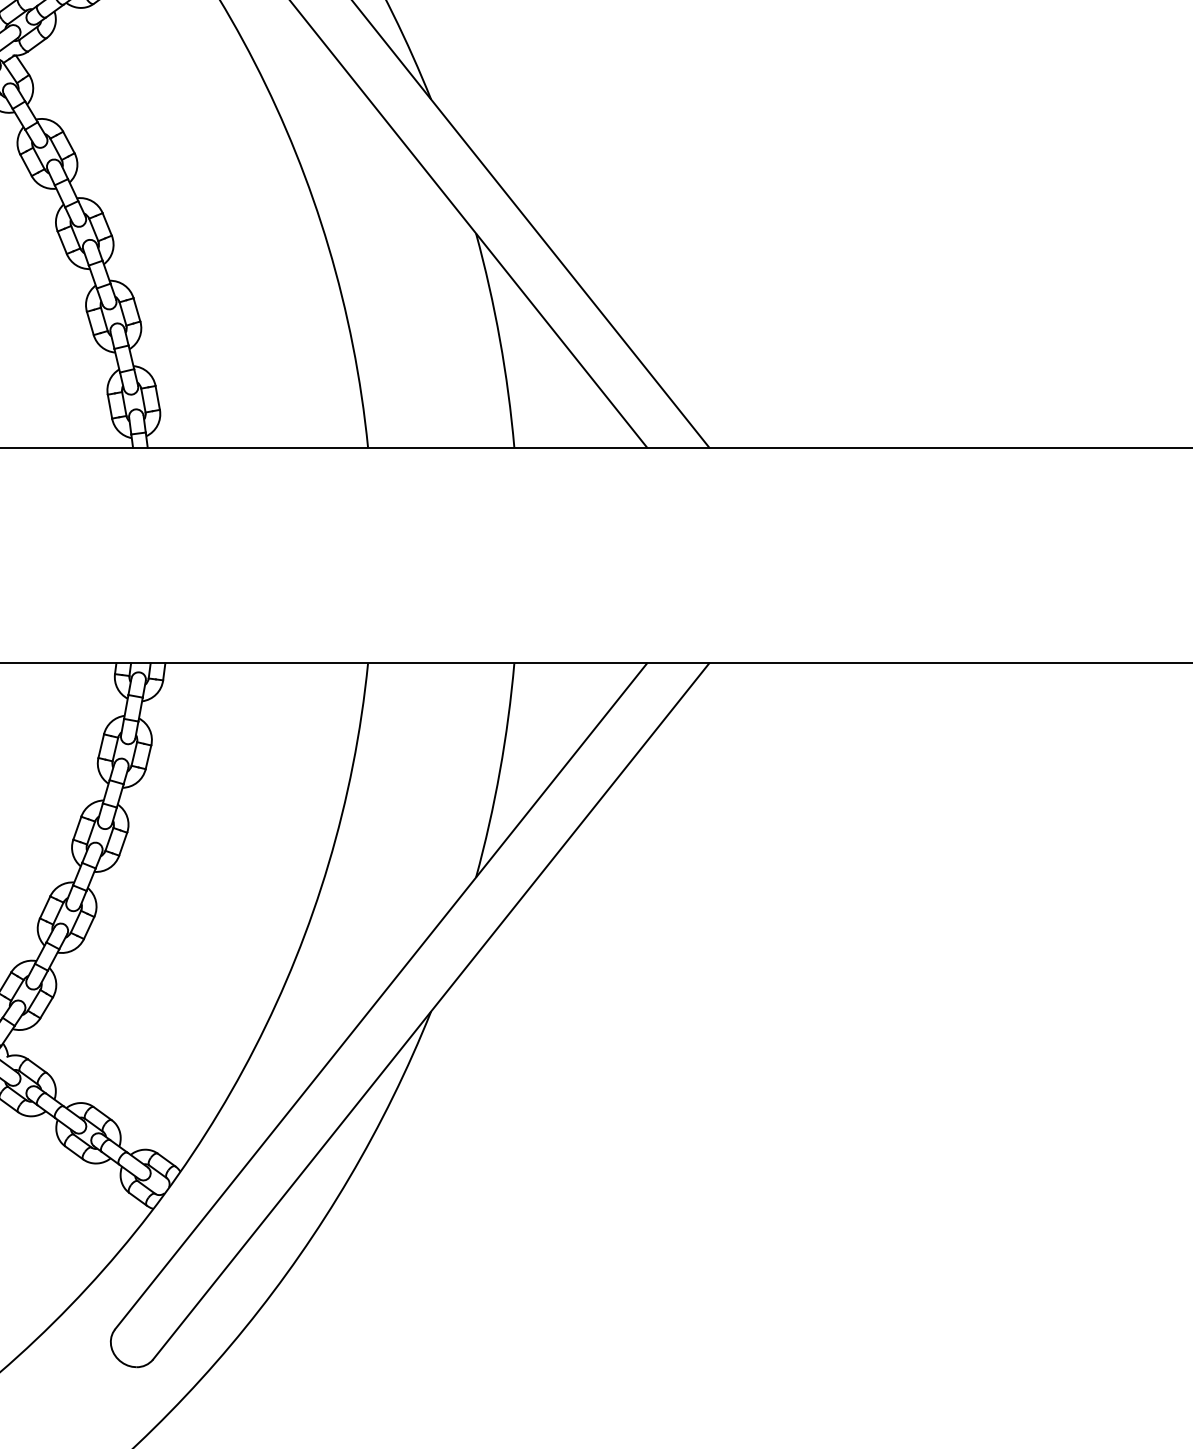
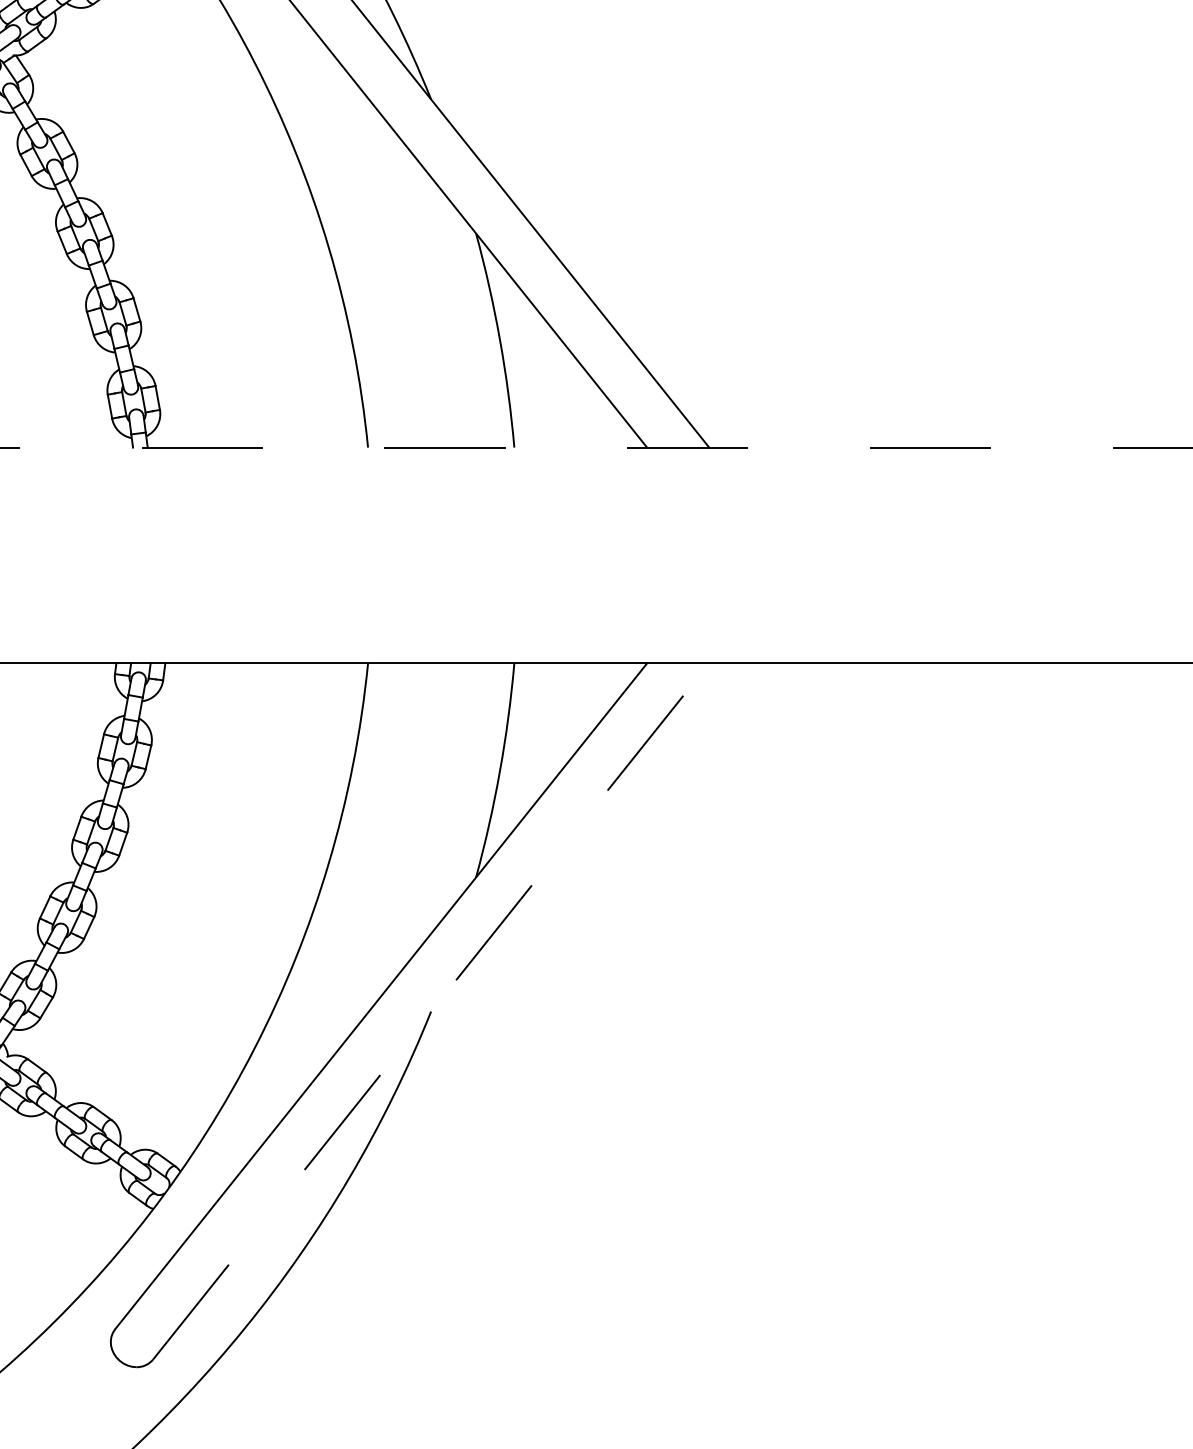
line: solid -> dashed (596, 447)
line: solid -> dashed (431, 1011)
